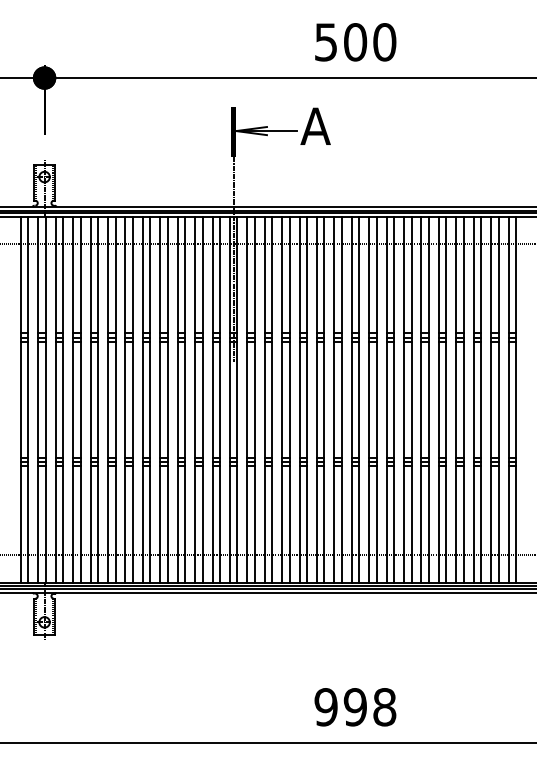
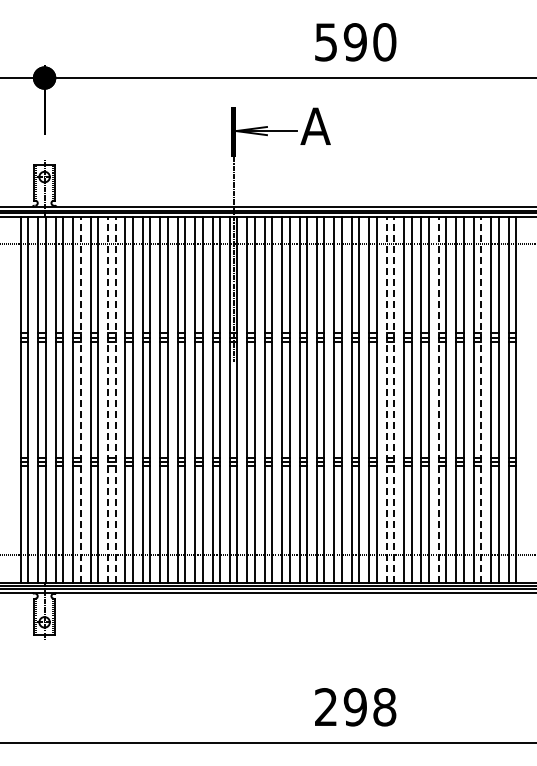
text: 500 -> 590 (355, 42)
line: solid -> dashed (80, 399)
line: solid -> dashed (108, 399)
line: solid -> dashed (115, 399)
line: solid -> dashed (386, 399)
line: solid -> dashed (394, 399)
line: solid -> dashed (438, 399)
line: solid -> dashed (481, 399)
text: 998 -> 298 (325, 707)
